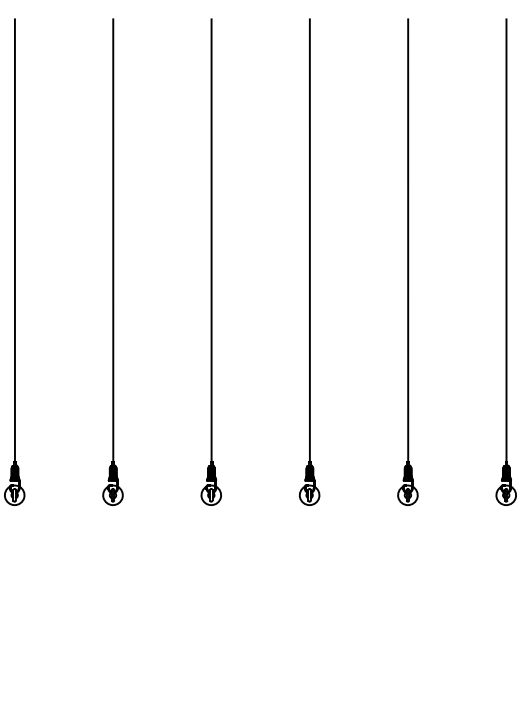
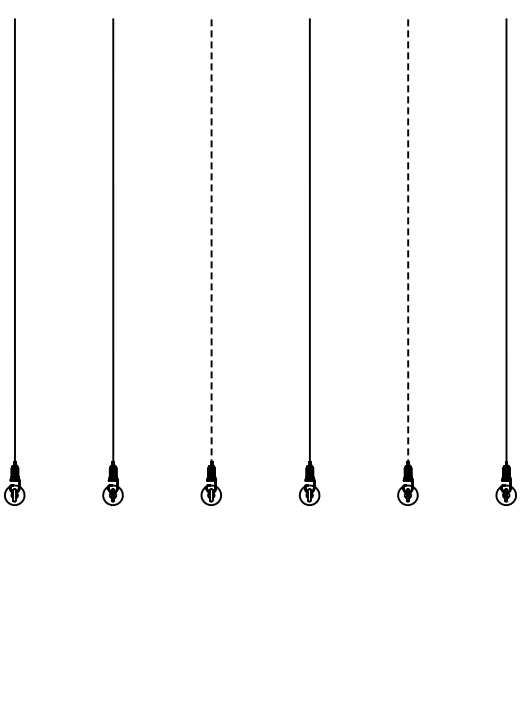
line: solid -> dashed (211, 241)
line: solid -> dashed (408, 241)
